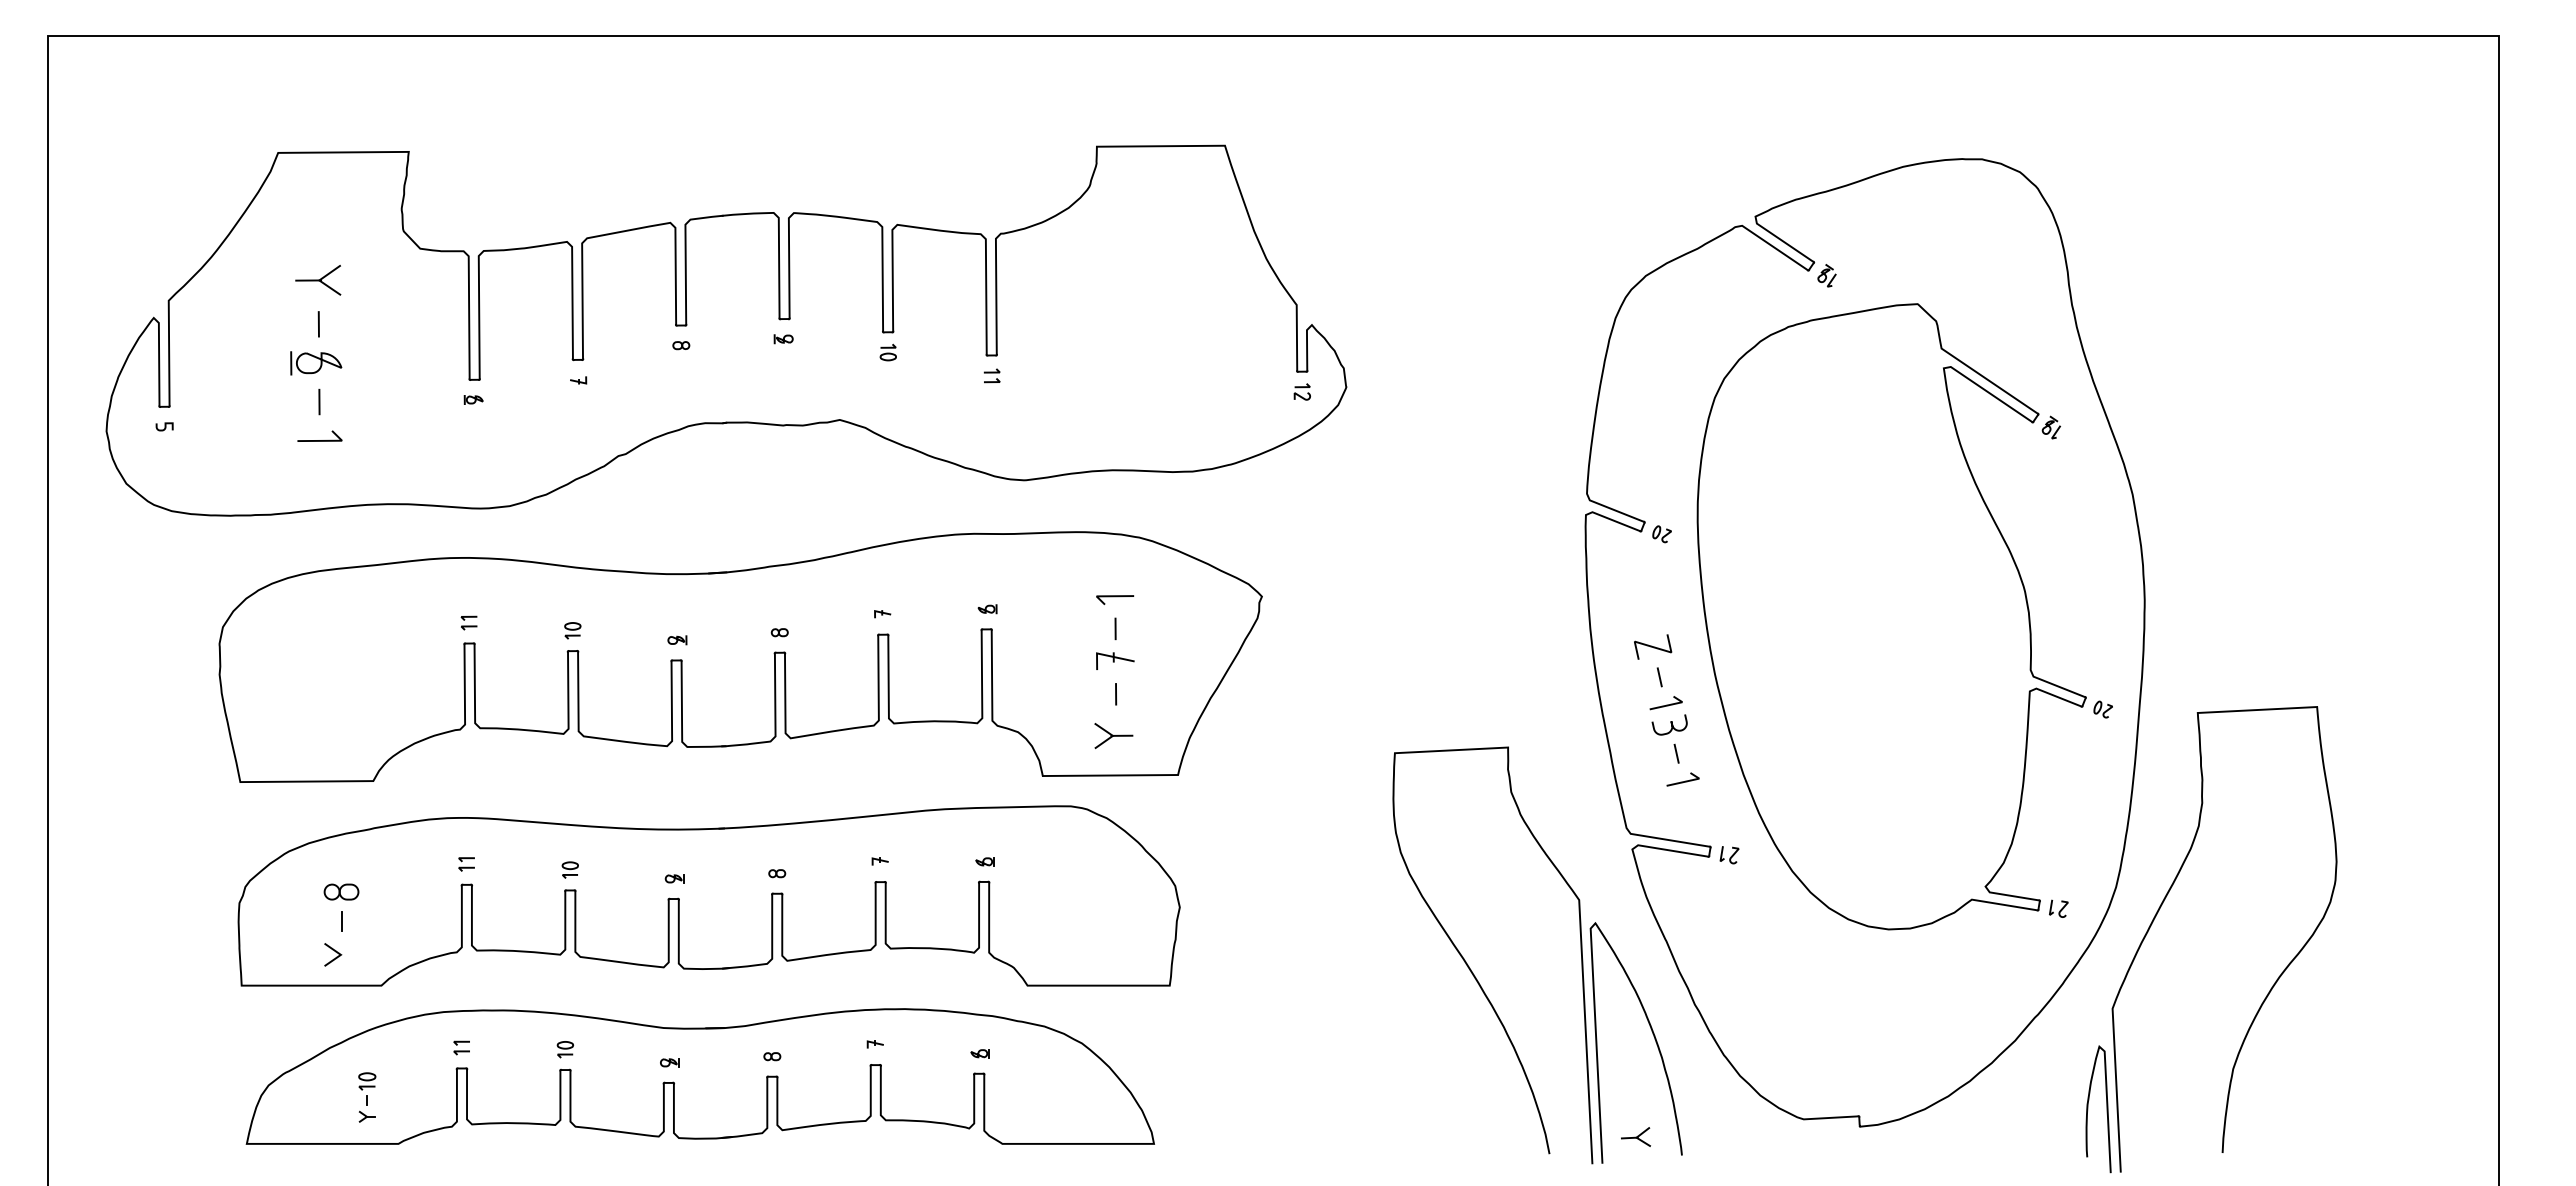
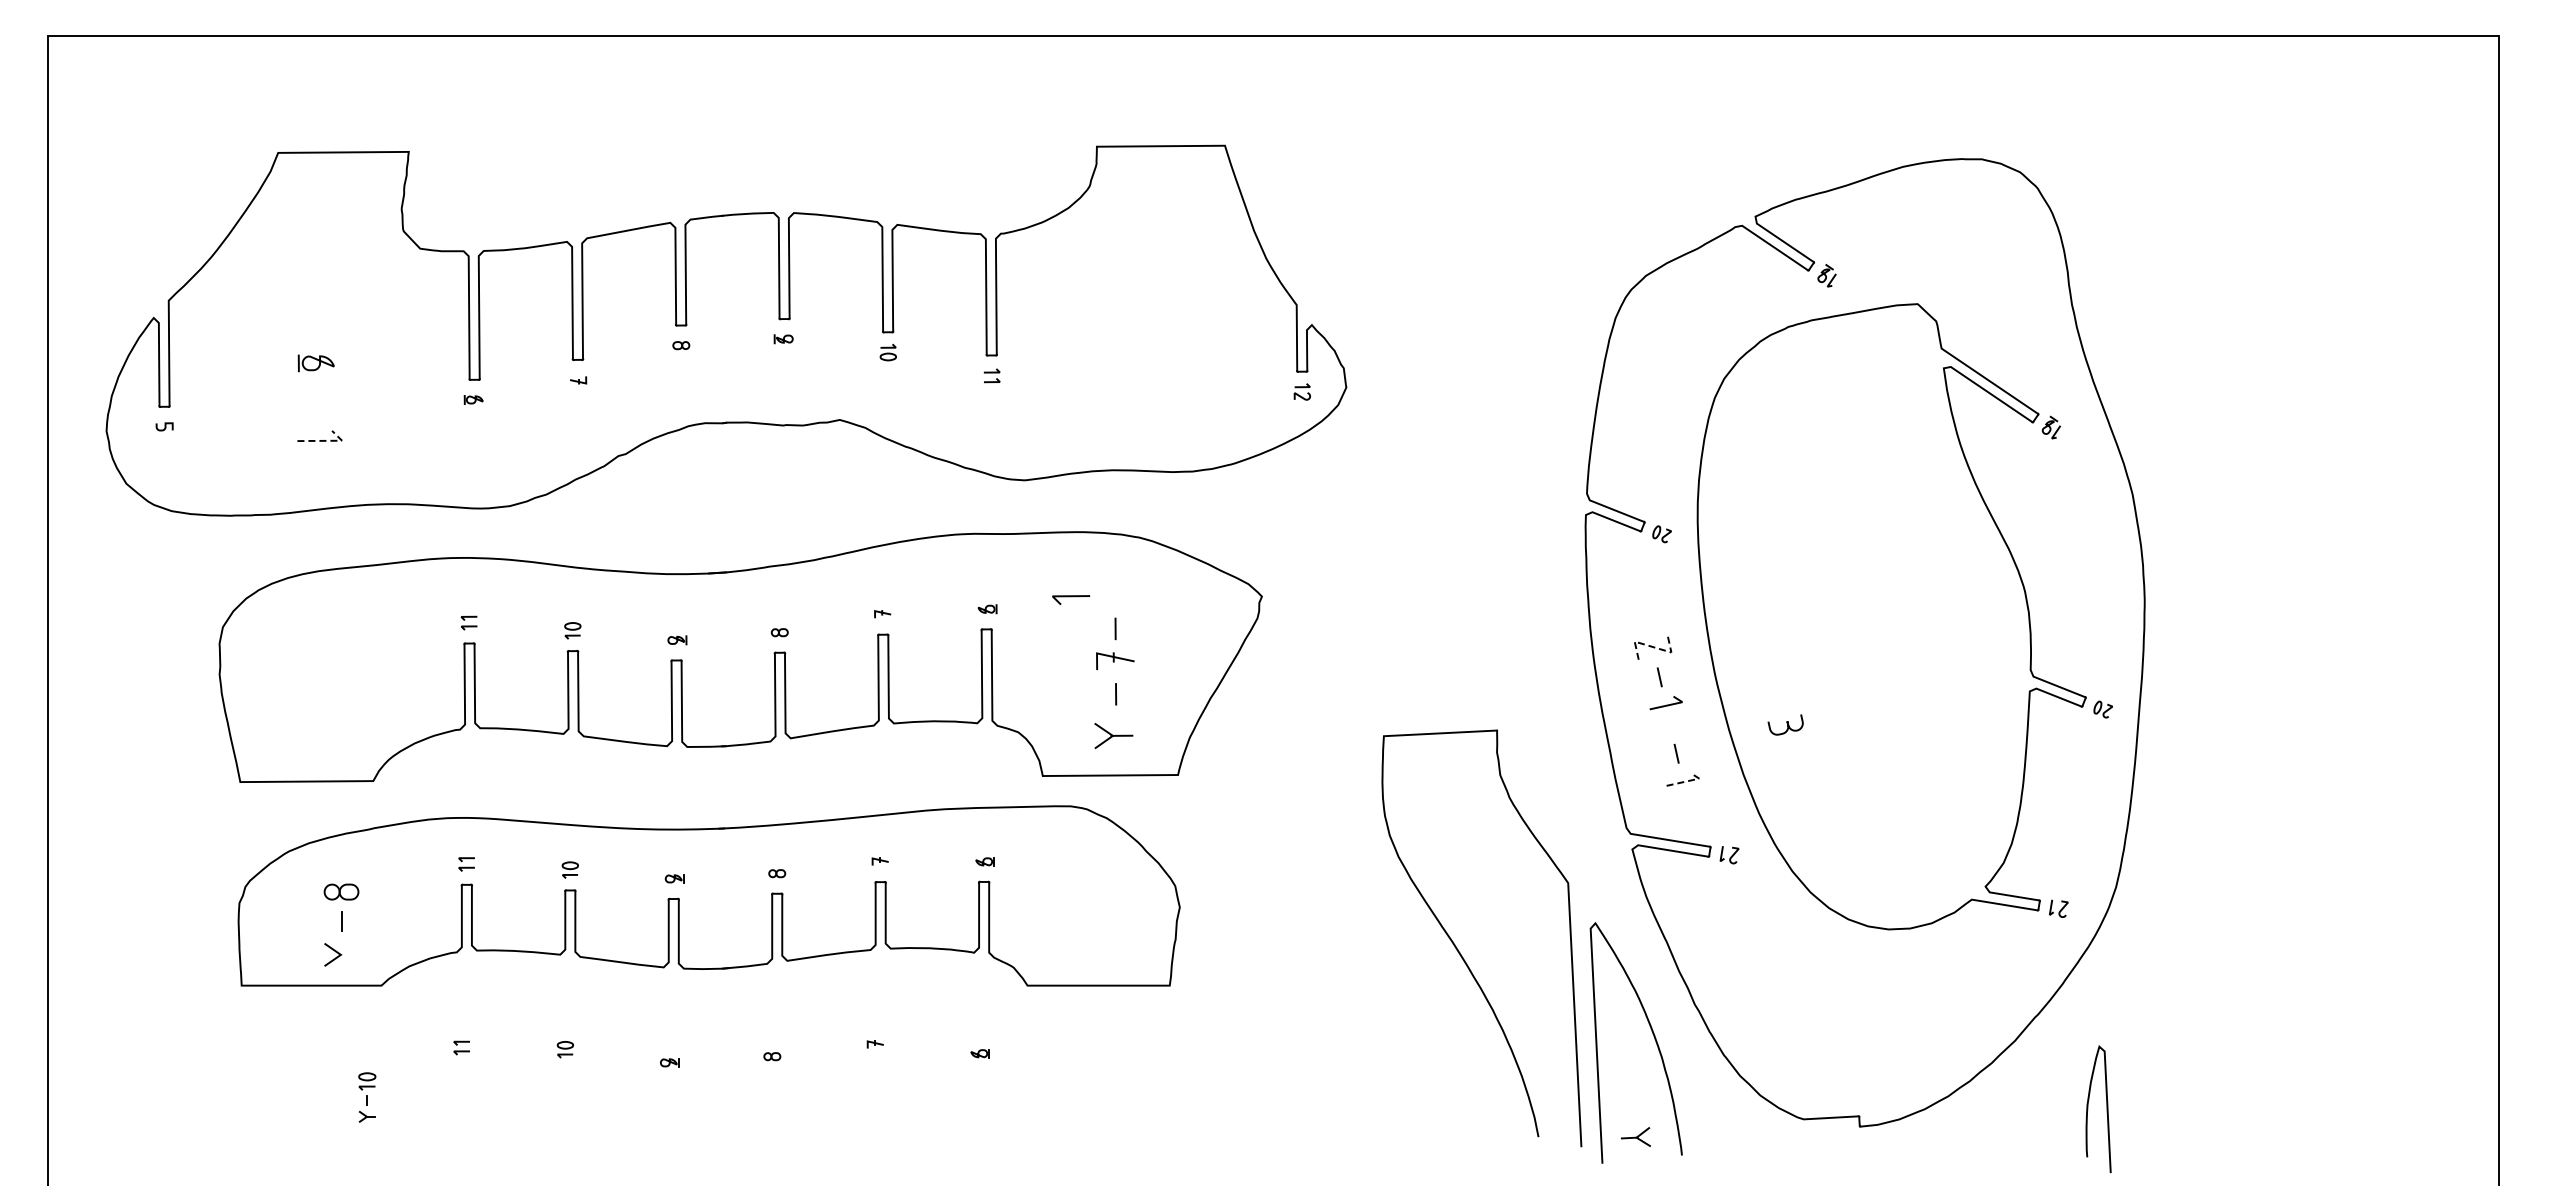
part: present -> none (318, 279)
line: present -> none (318, 324)
part size: 53x25 px -> 38x19 px (315, 363)
line: present -> none (319, 401)
line: solid -> dashed (328, 440)
line position: (1115, 597) -> (1071, 597) (1071, 597)
line: solid -> dashed (1653, 647)
curve position: (1670, 723) -> (1786, 723) (1786, 723)
line: solid -> dashed (1688, 780)
curve position: (1471, 969) -> (1460, 952) (1460, 952)
curve: present -> none (2278, 976)
part: present -> none (699, 1076)
